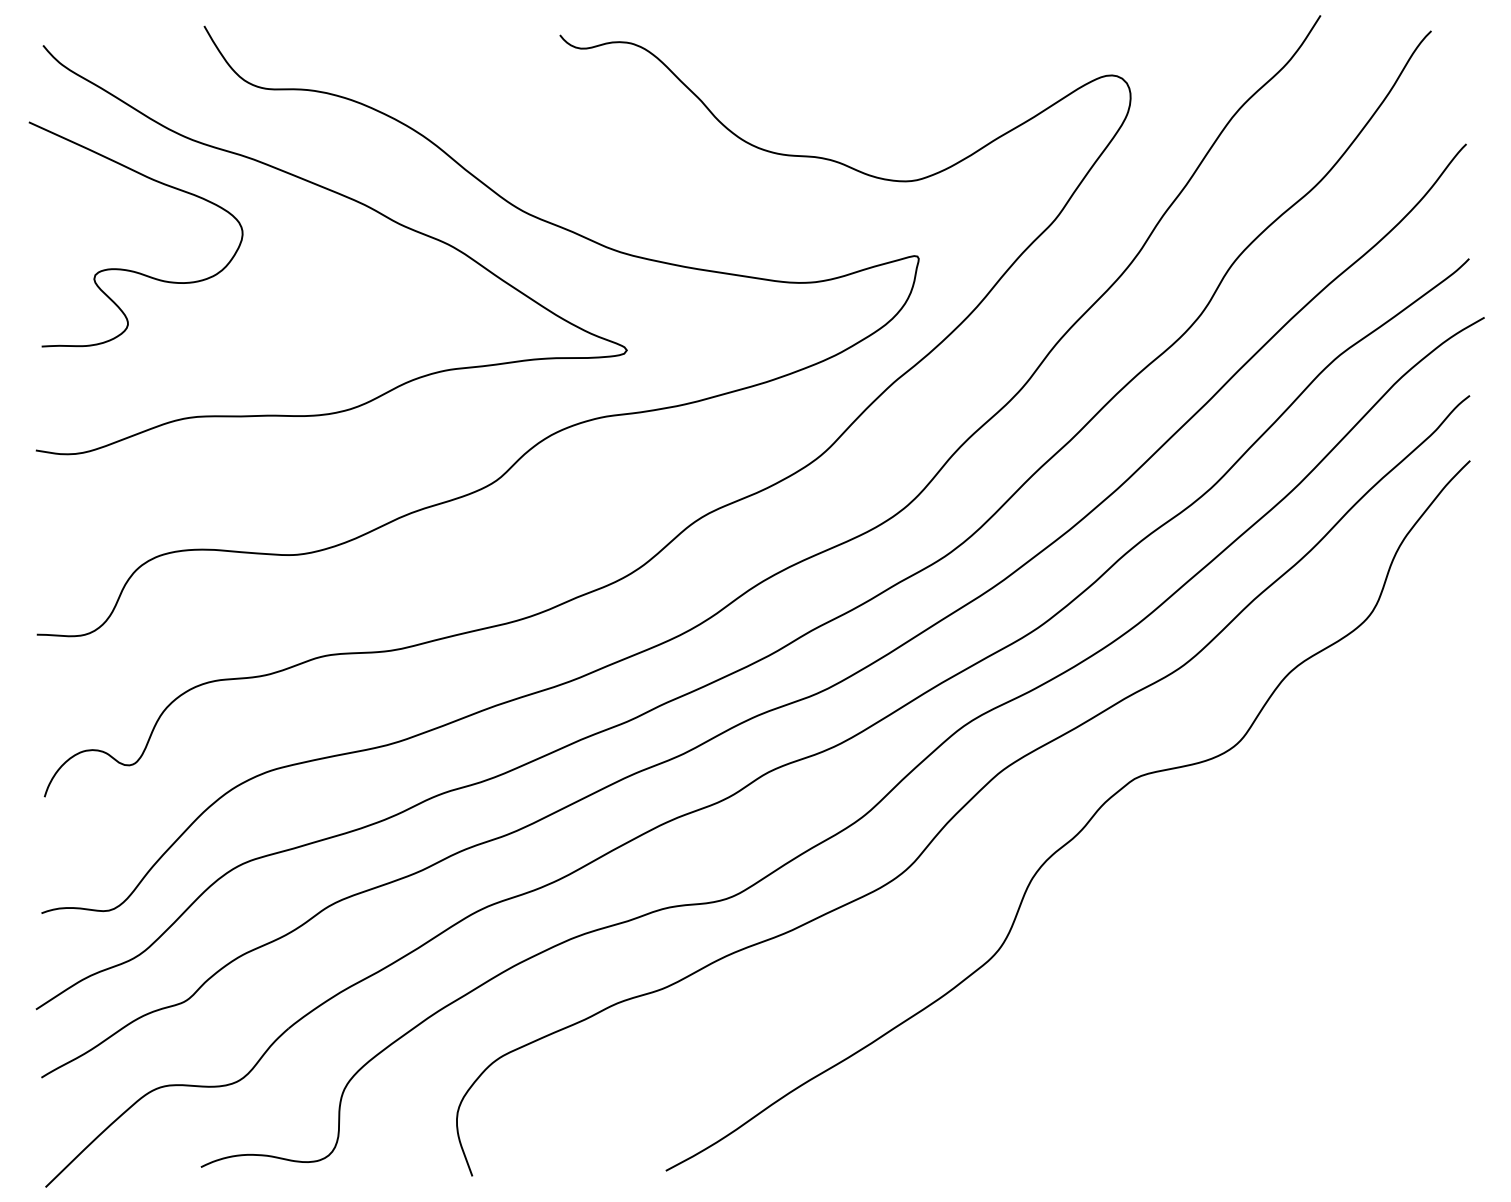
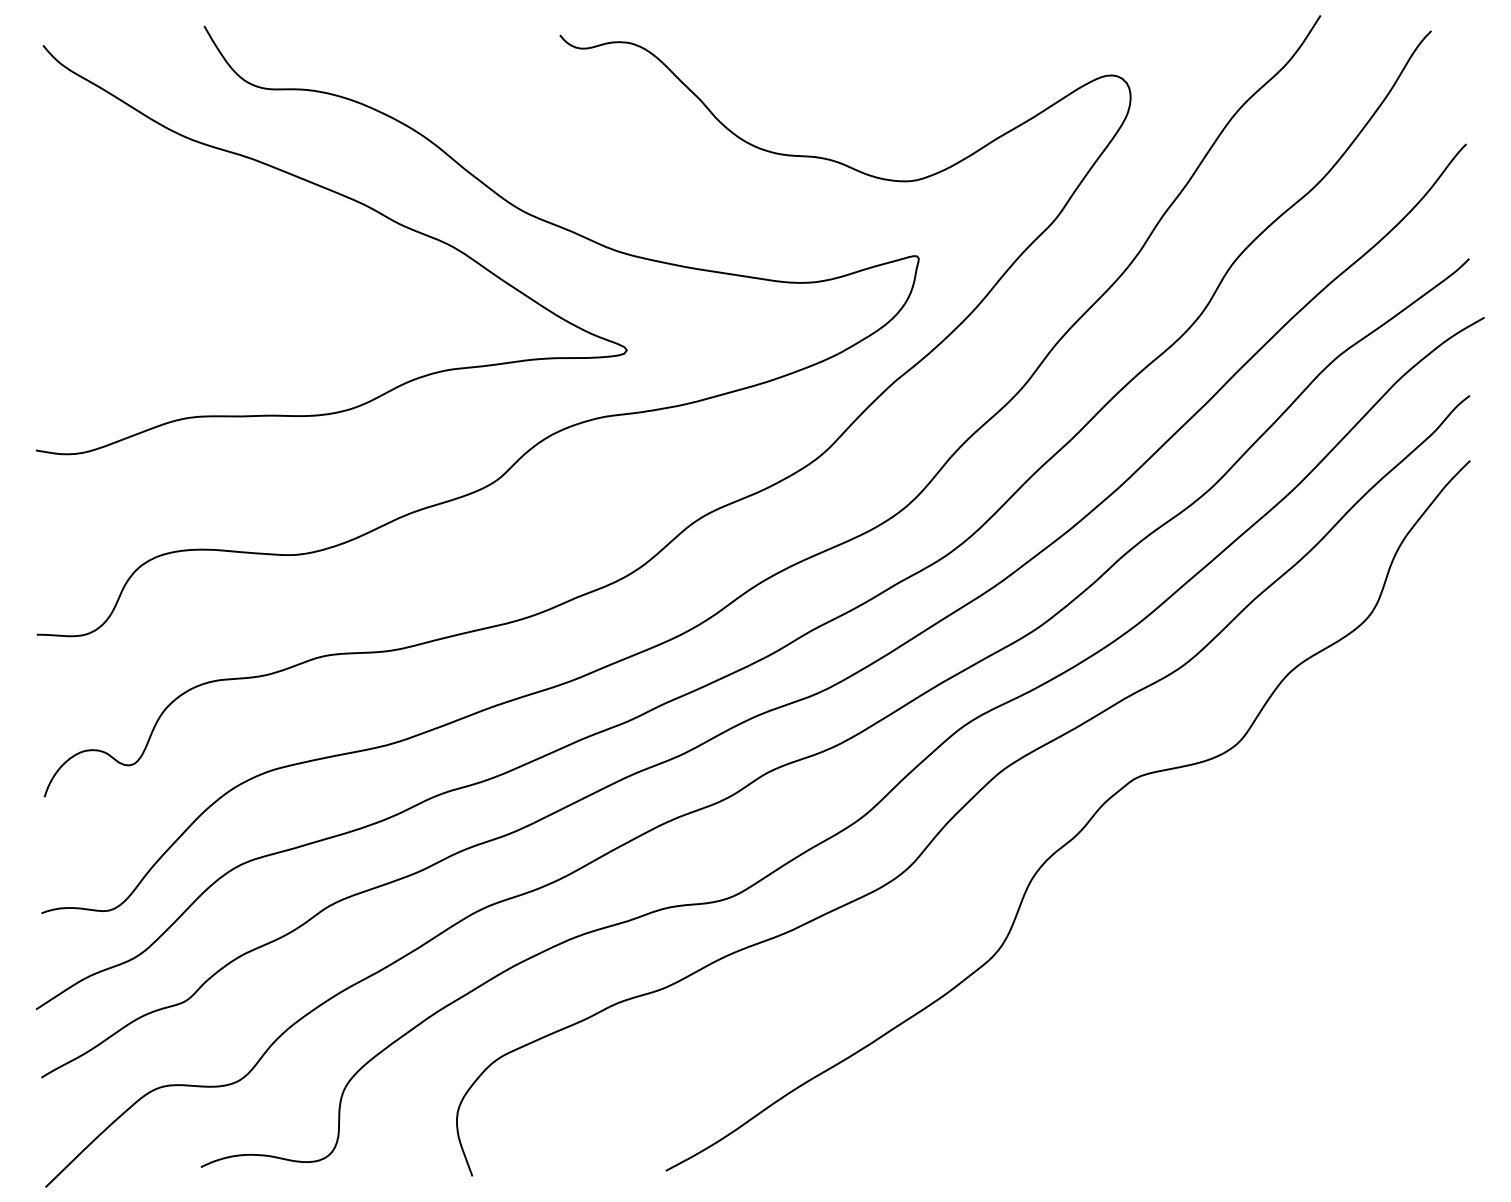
curve: present -> none (129, 269)
